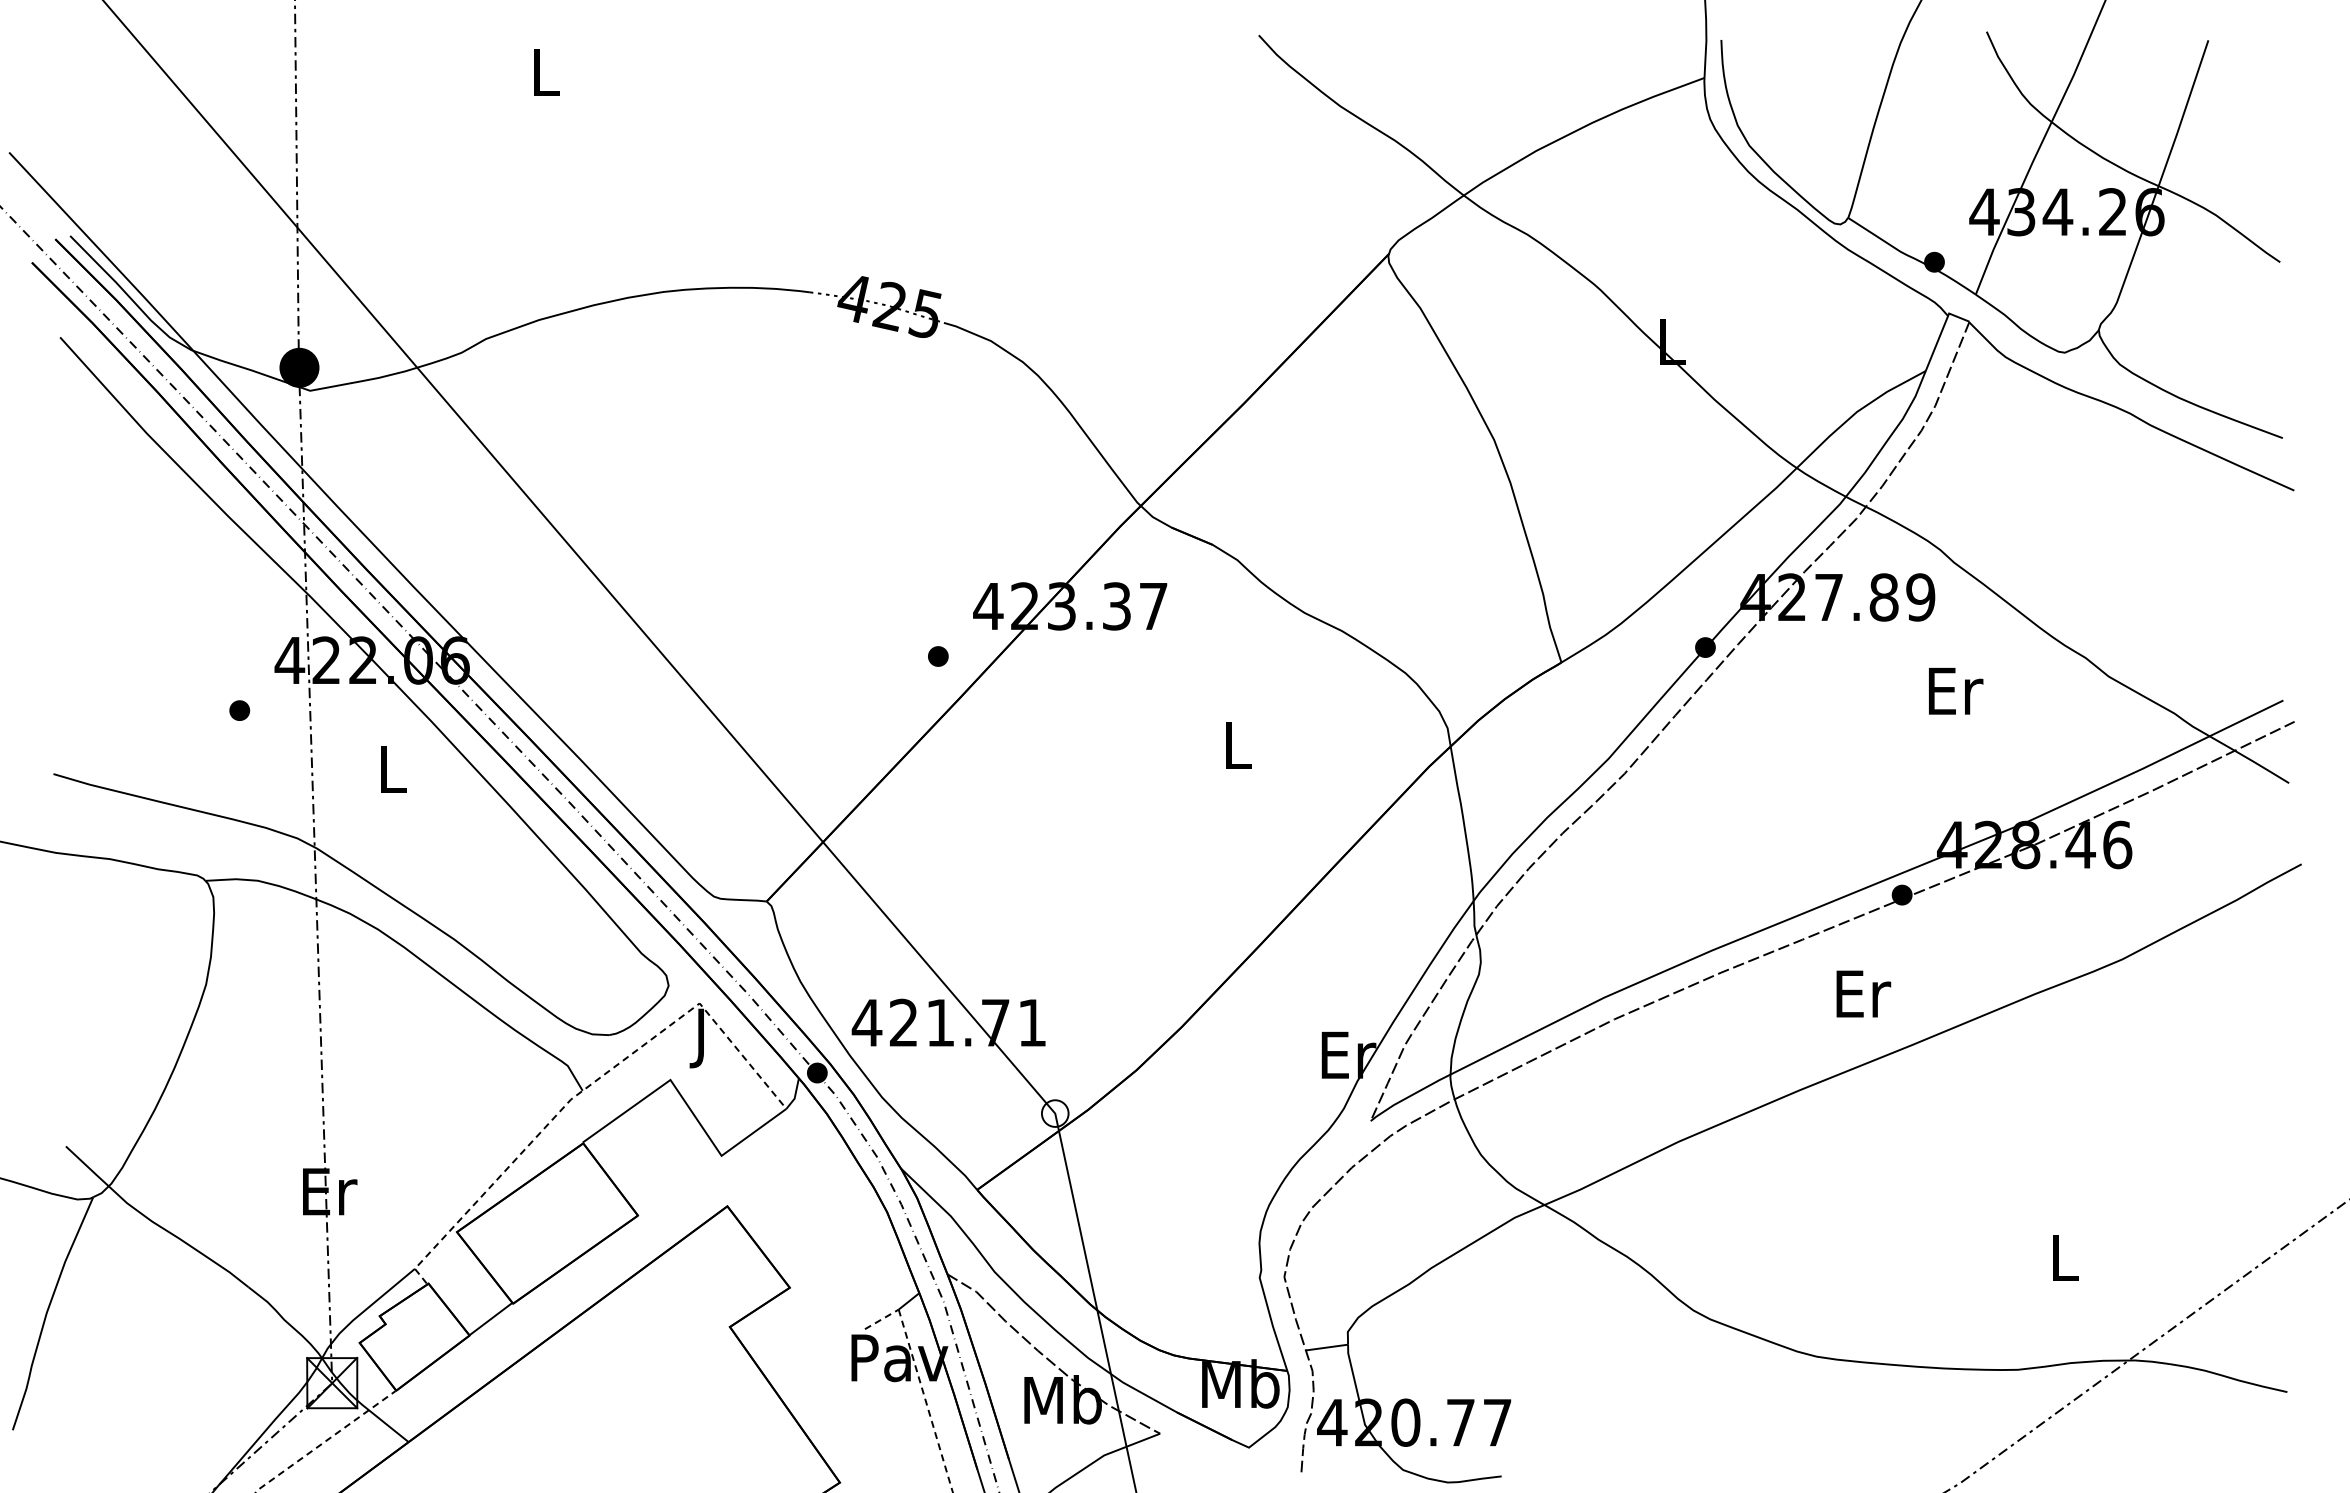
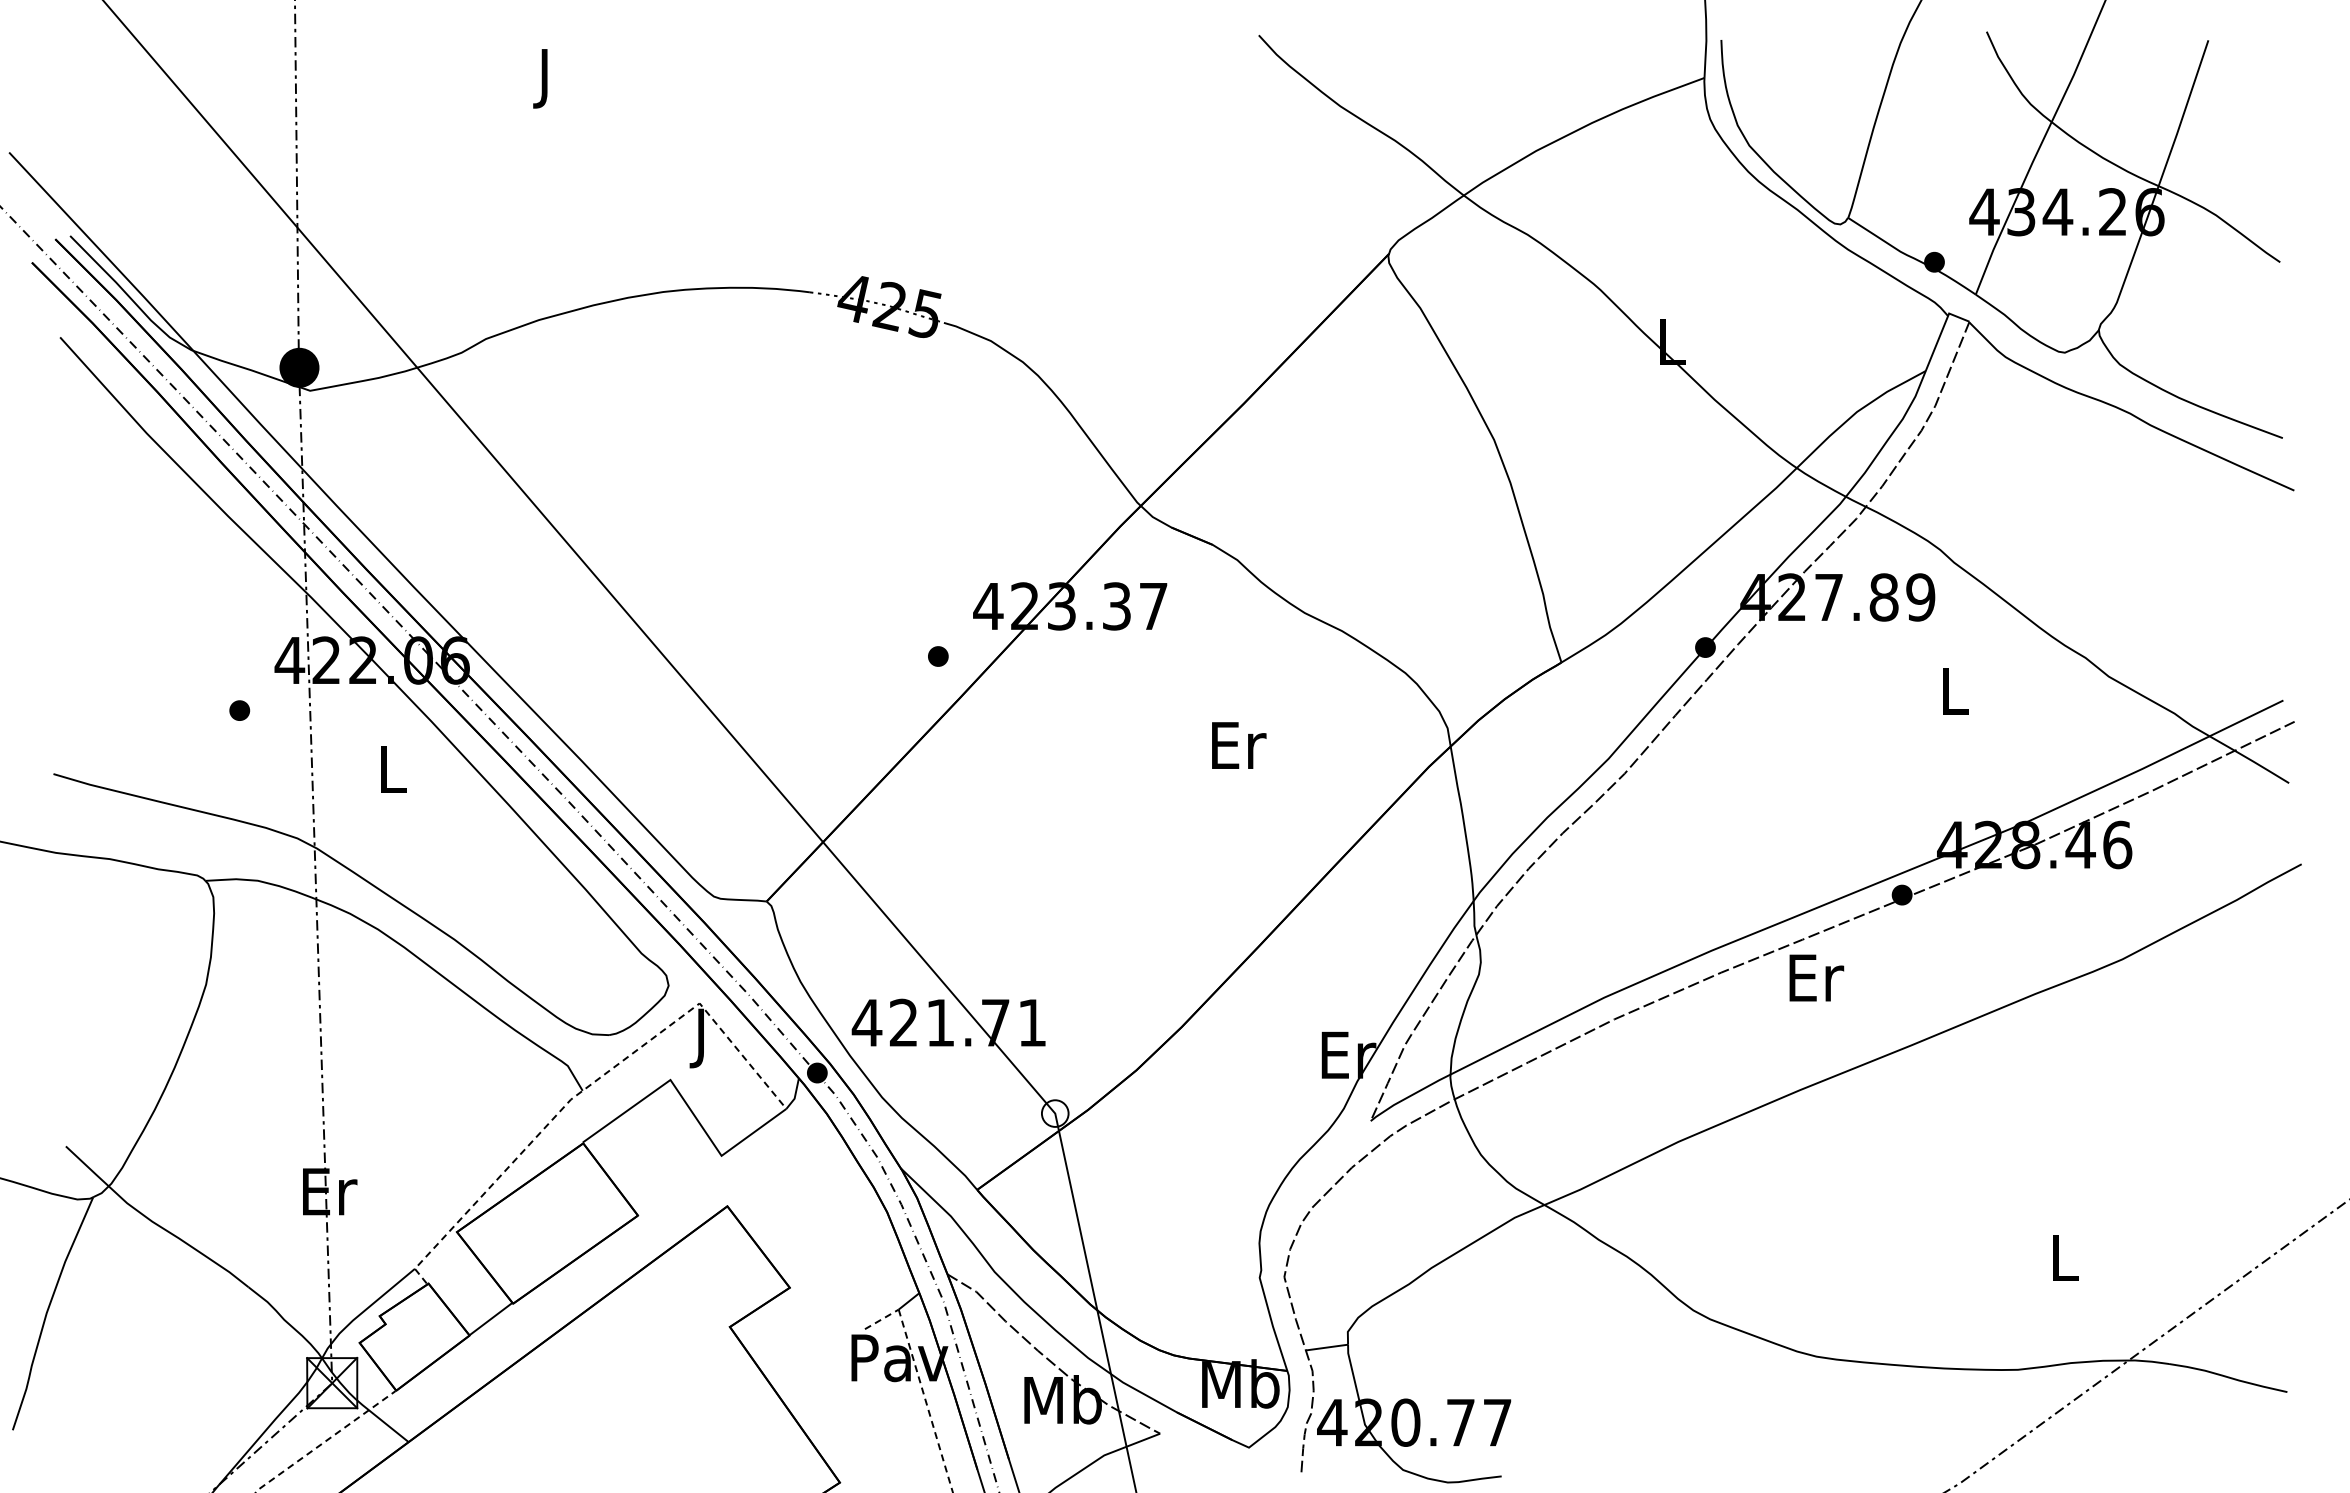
text: L -> J (546, 78)
text: Er -> L (1956, 690)
text: L -> Er (1239, 745)
text position: (1863, 993) -> (1816, 977) (1816, 977)
